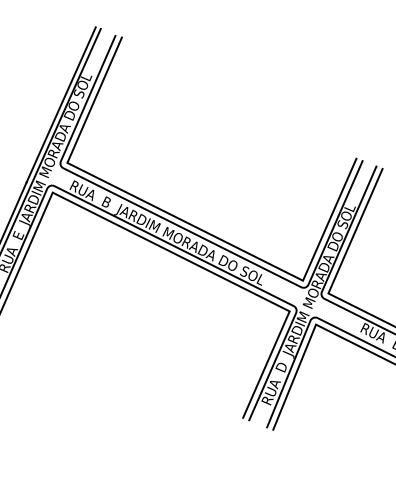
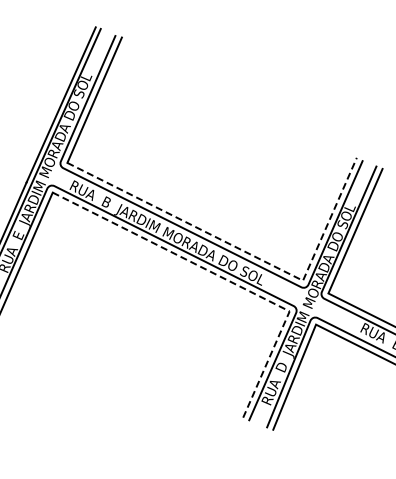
line: solid -> dashed (245, 252)
line: solid -> dashed (224, 278)
